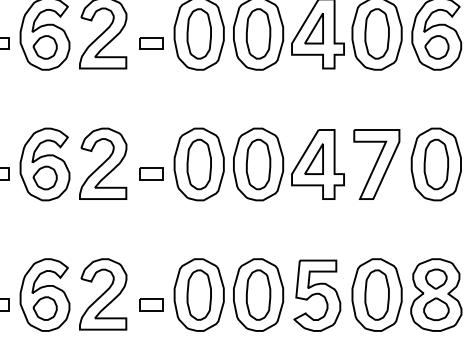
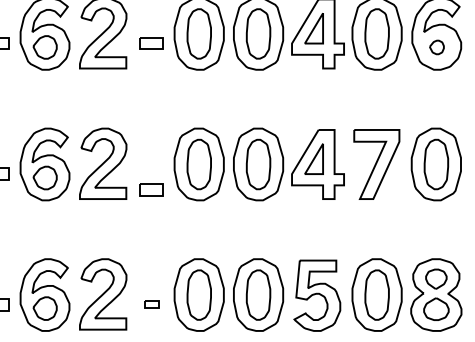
part size: 26x25 px -> 16x17 px (436, 47)
part position: (151, 173) -> (151, 189) (151, 189)
part size: 25x14 px -> 16x9 px (151, 304)
